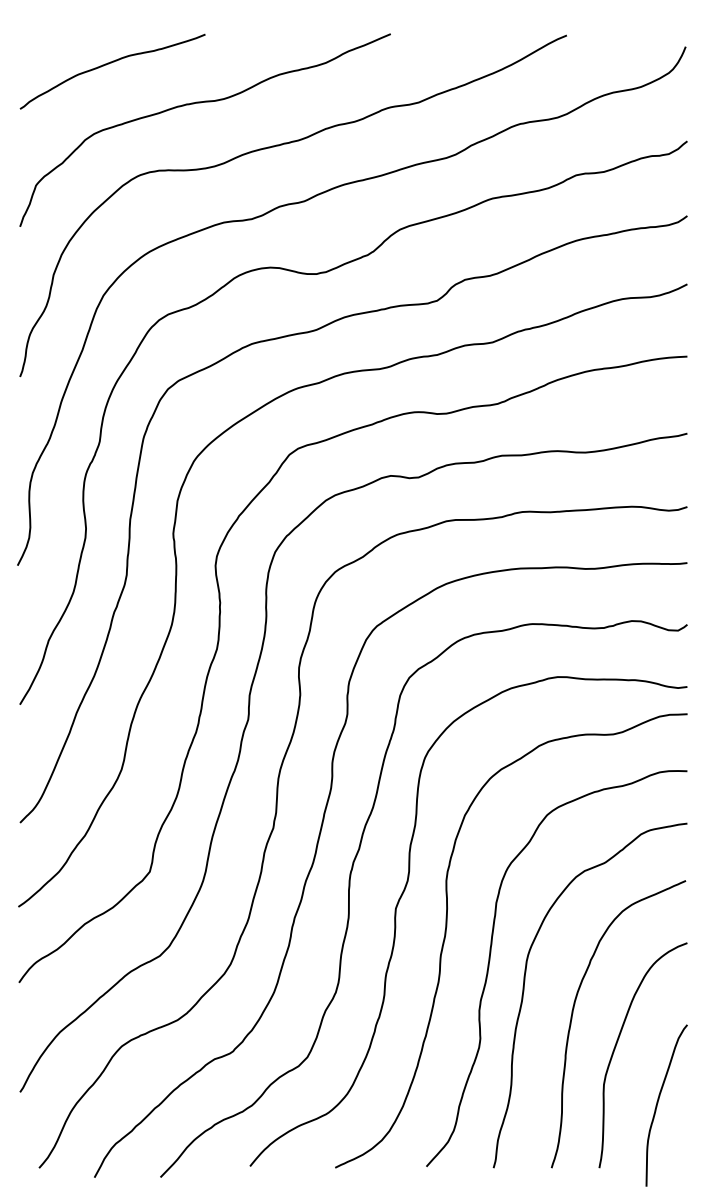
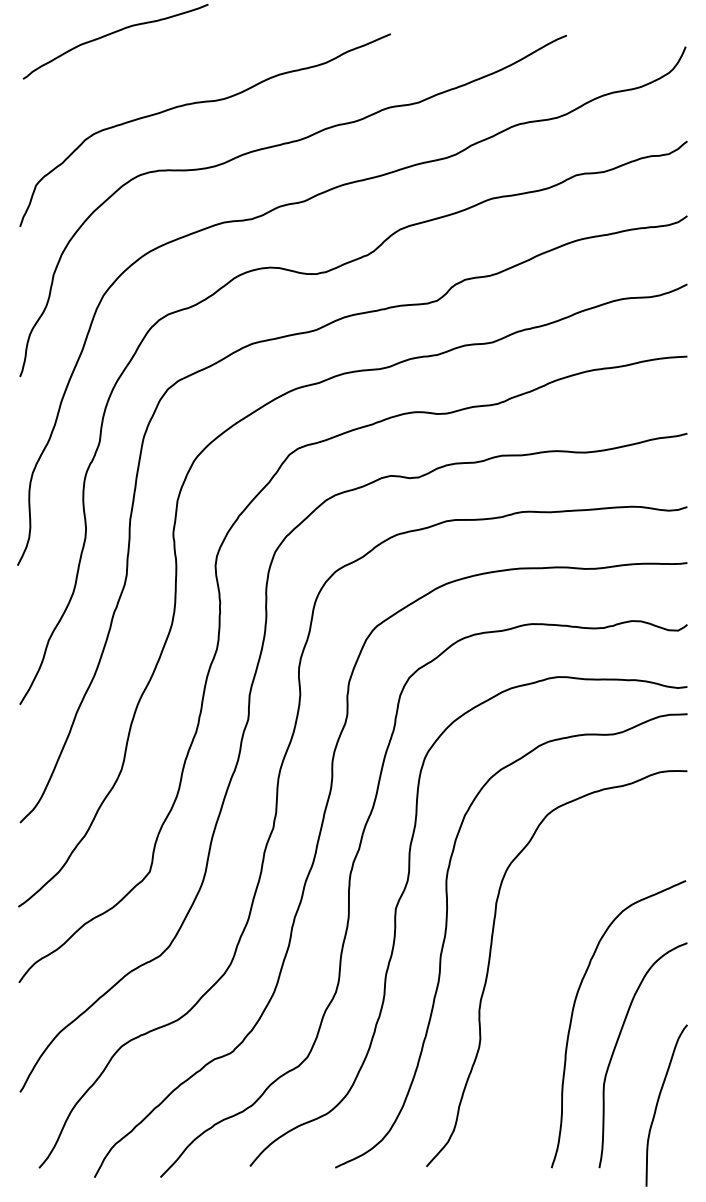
curve position: (109, 64) -> (112, 34) (112, 34)
curve: present -> none (524, 991)
